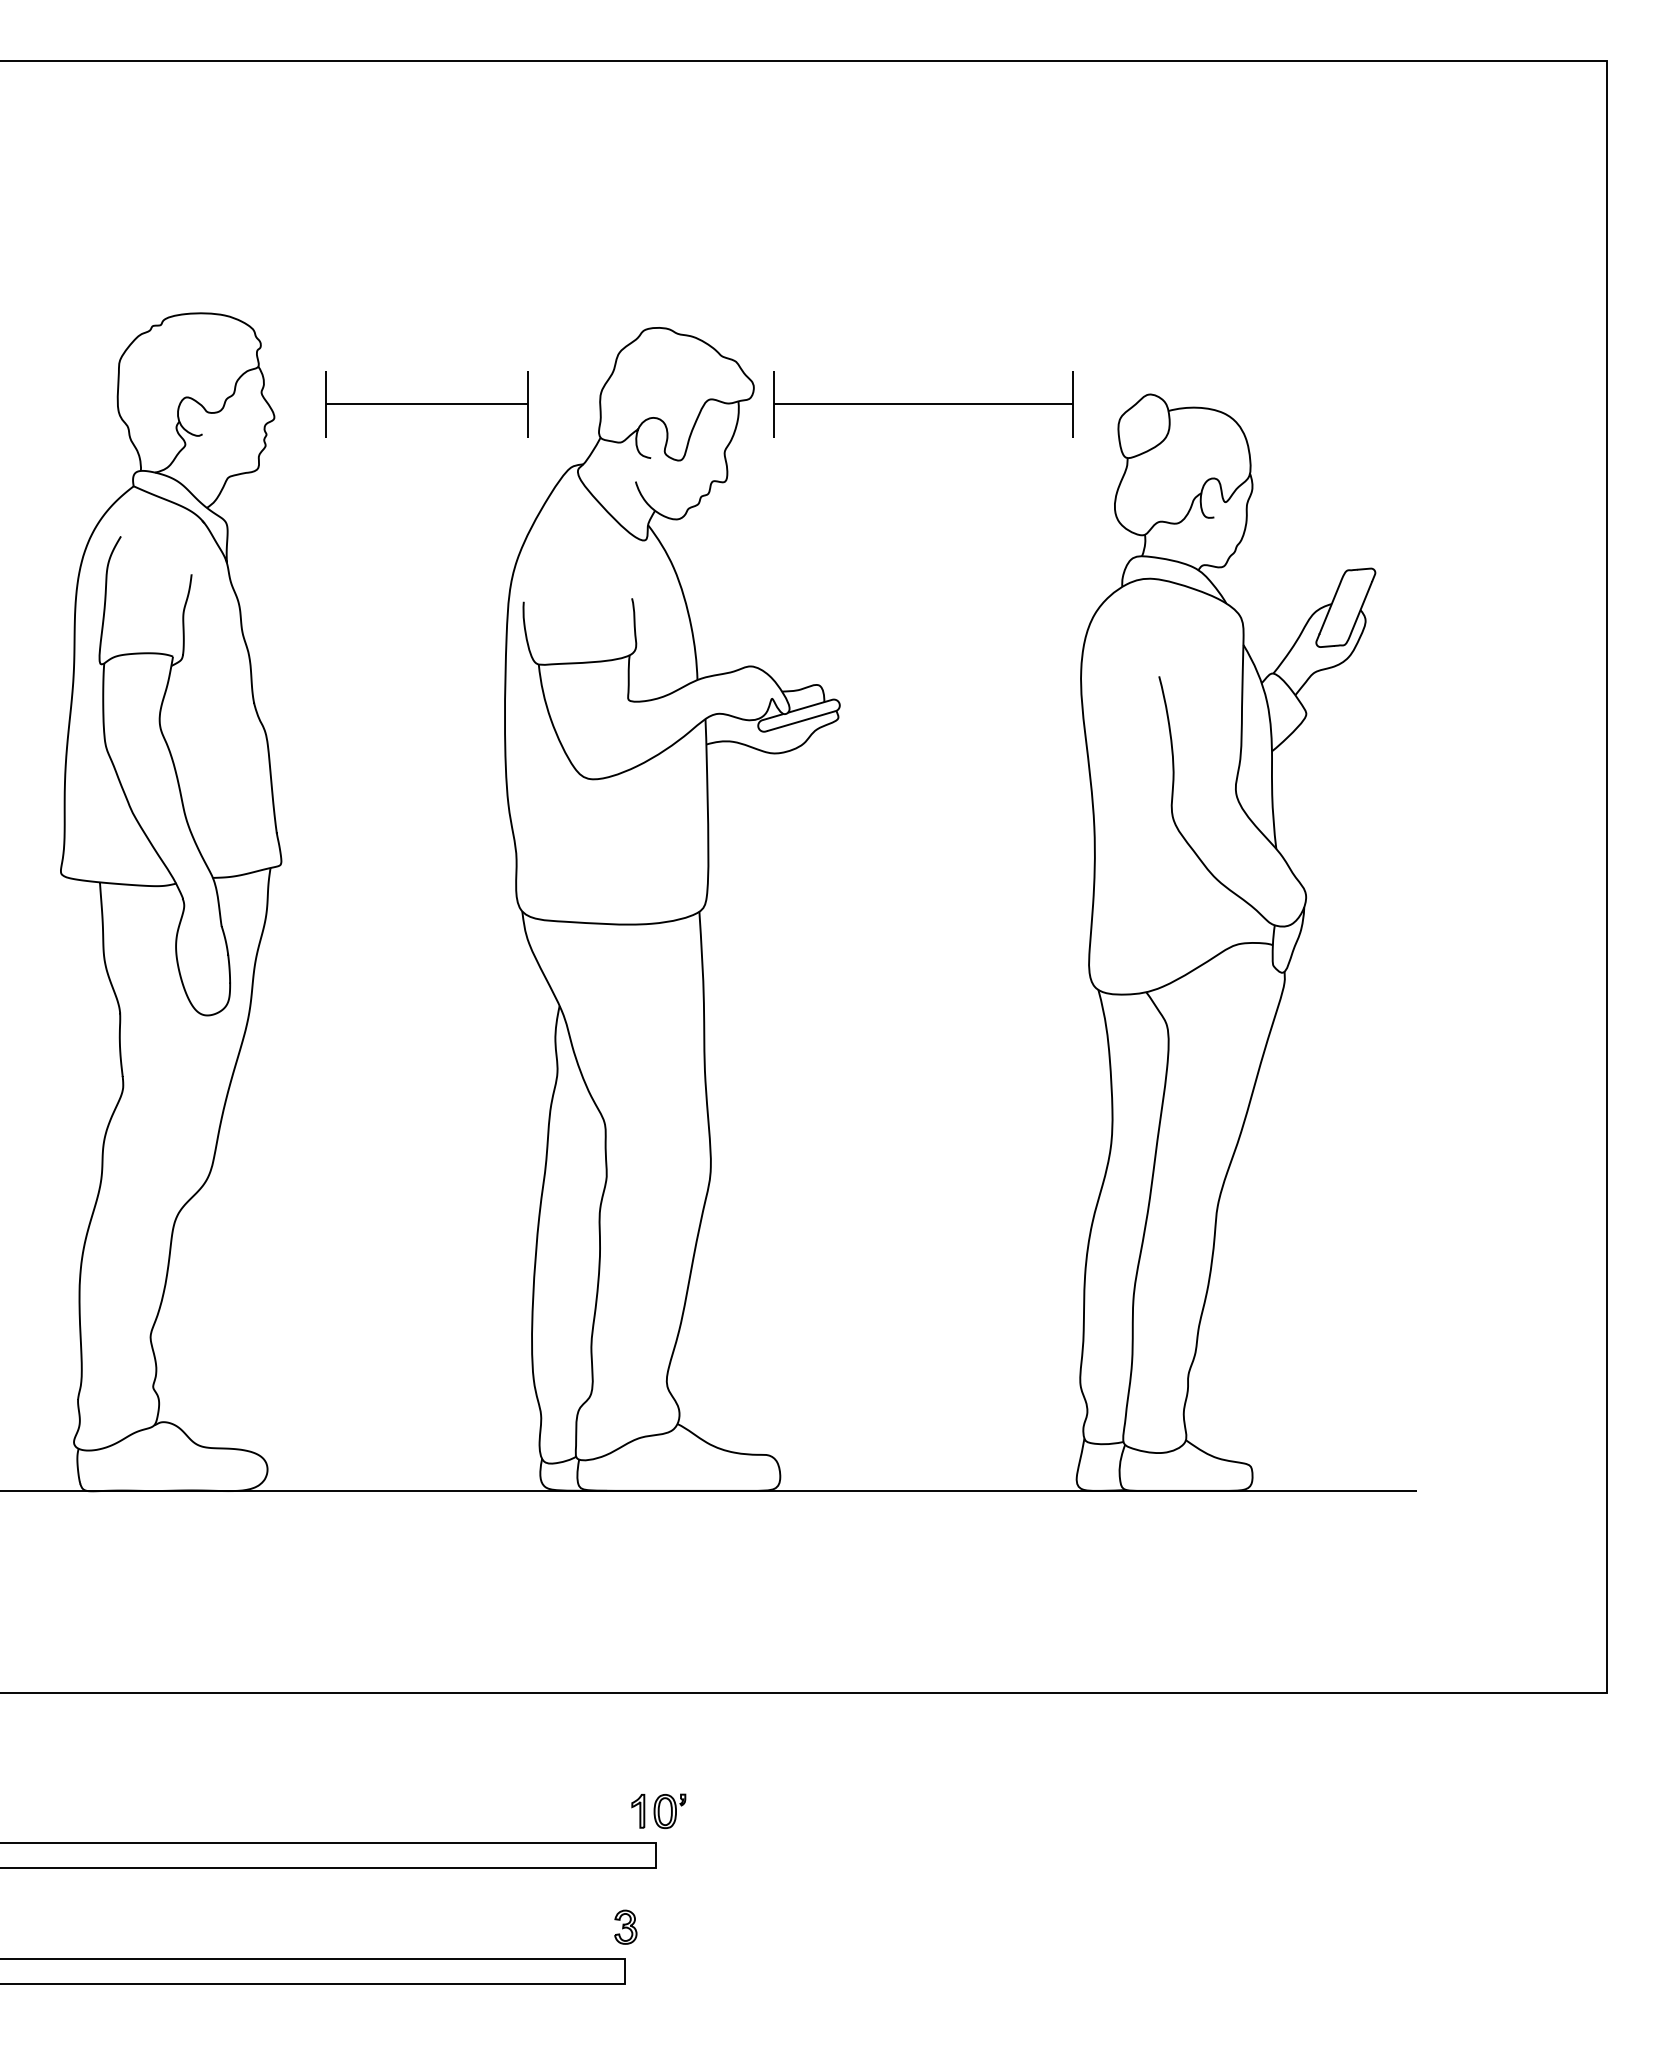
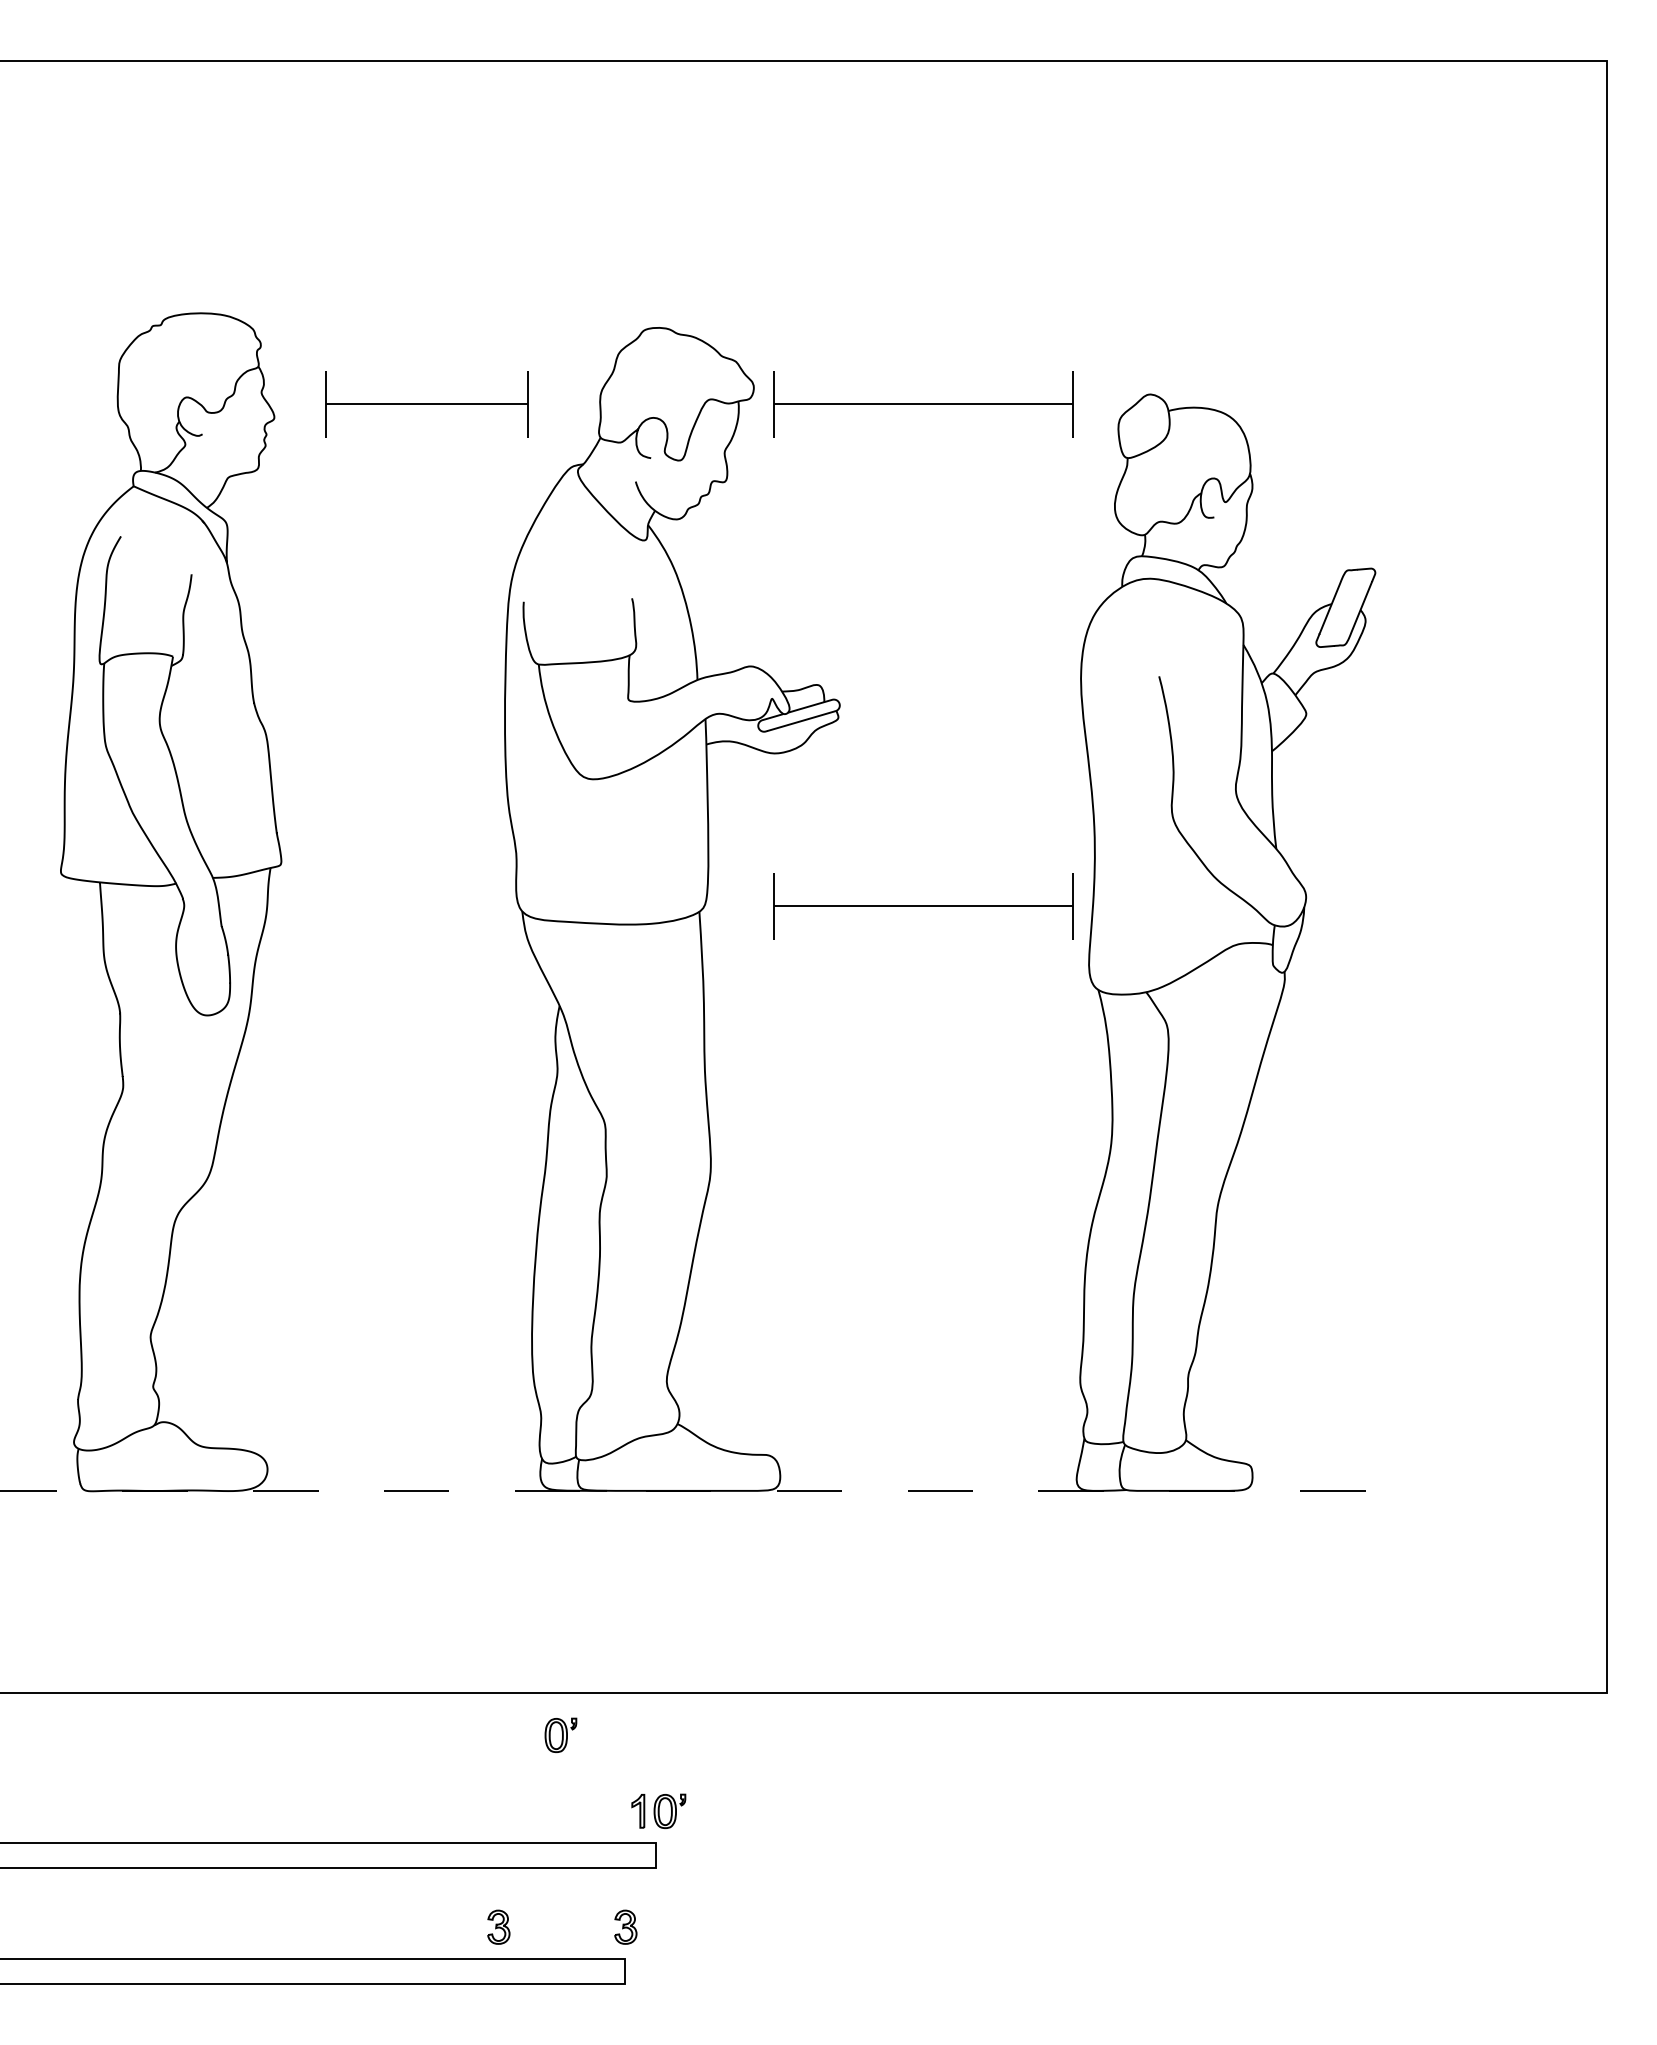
part: none -> present (923, 906)
line: solid -> dashed (709, 1490)
part: none -> present (560, 1734)
part: none -> present (498, 1926)
